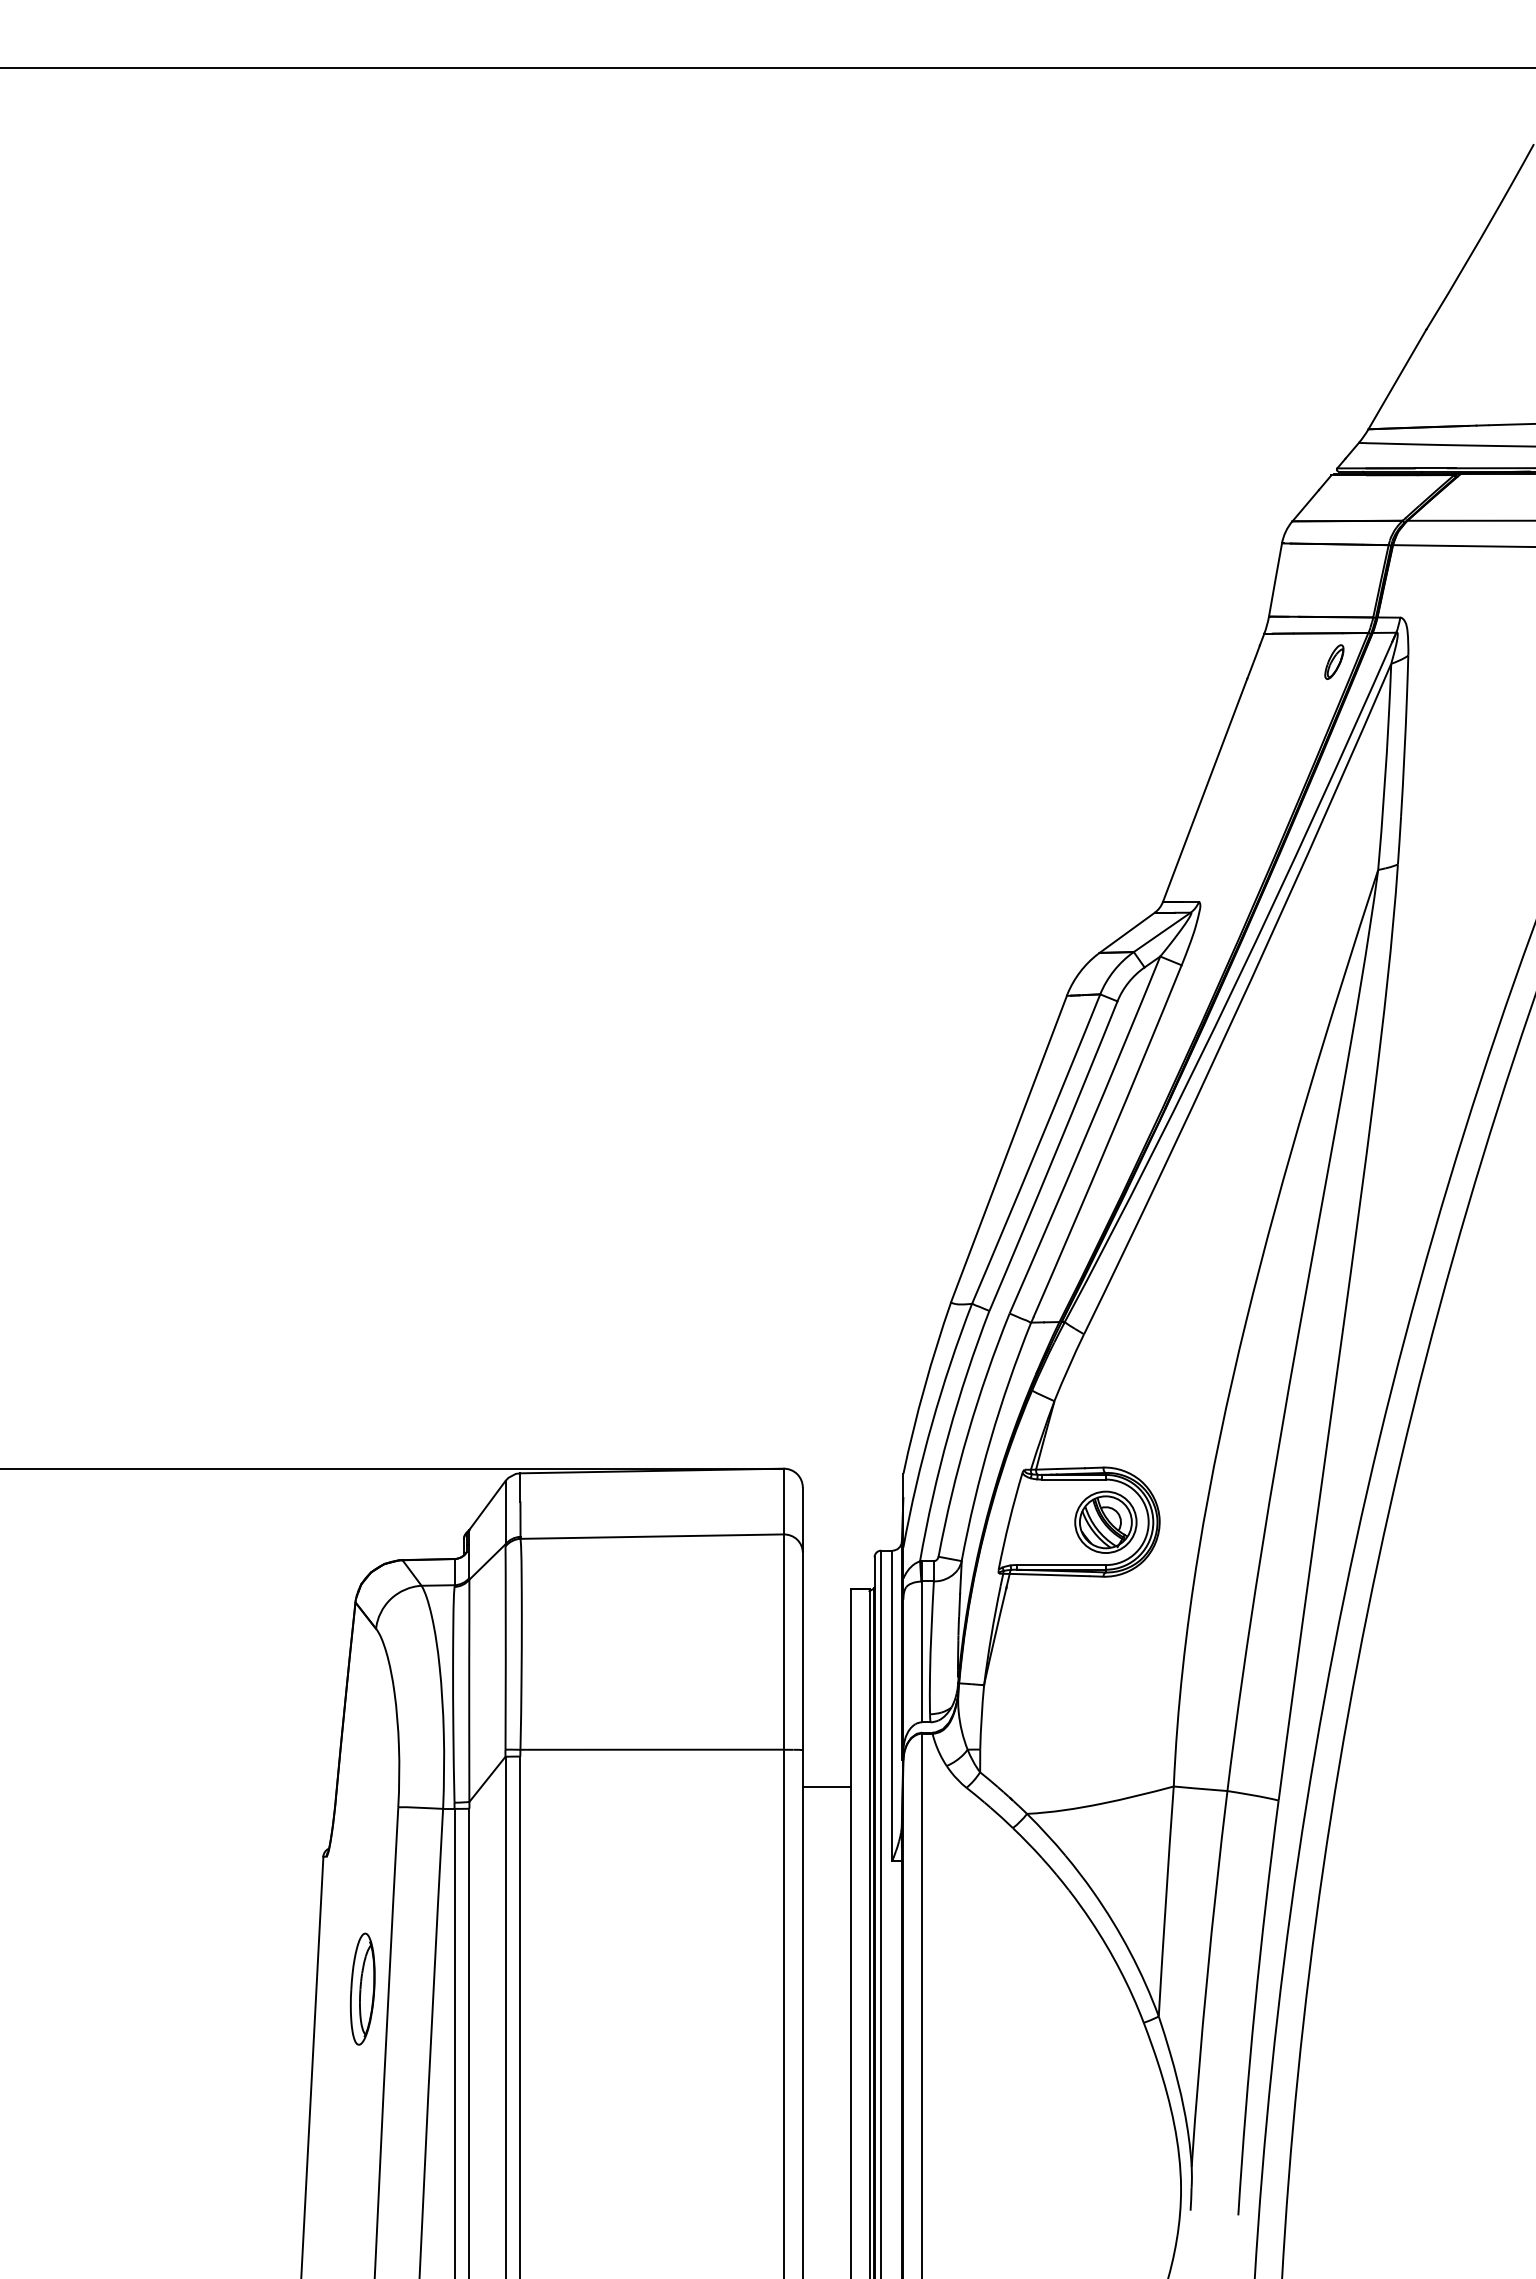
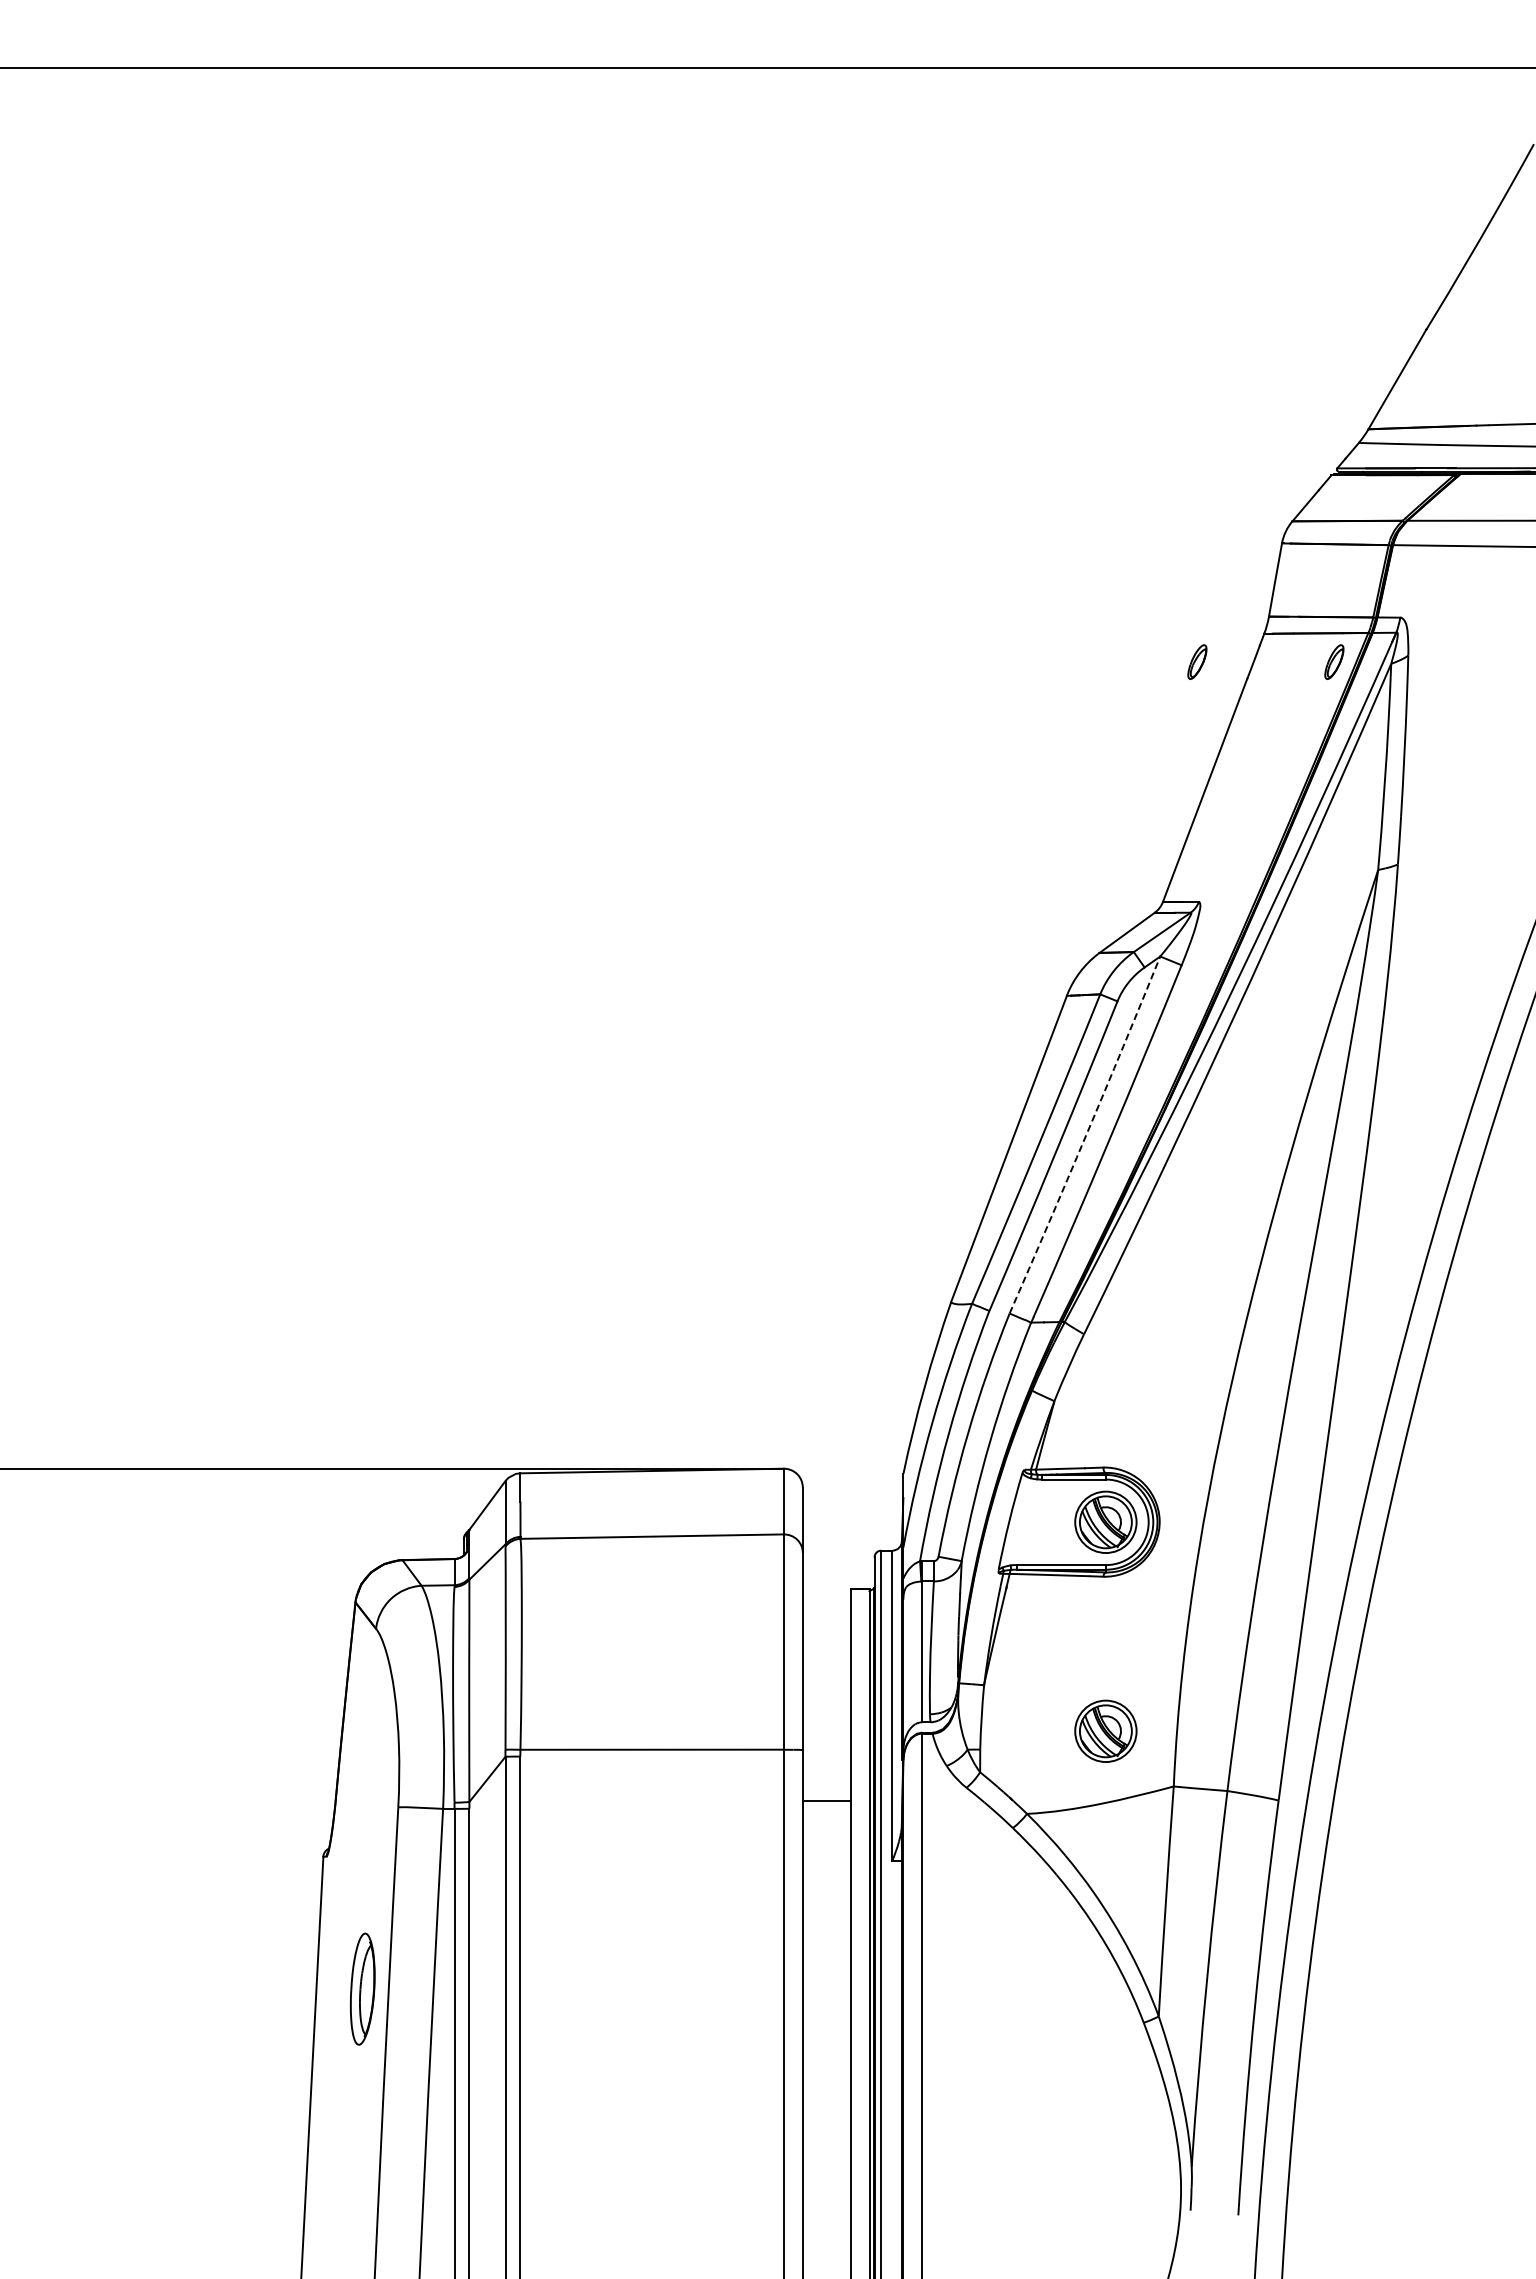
part: none -> present (1197, 661)
arc: solid -> dashed (1086, 1135)
part: none -> present (1105, 1730)
line position: (826, 1786) -> (826, 1800) (826, 1800)
